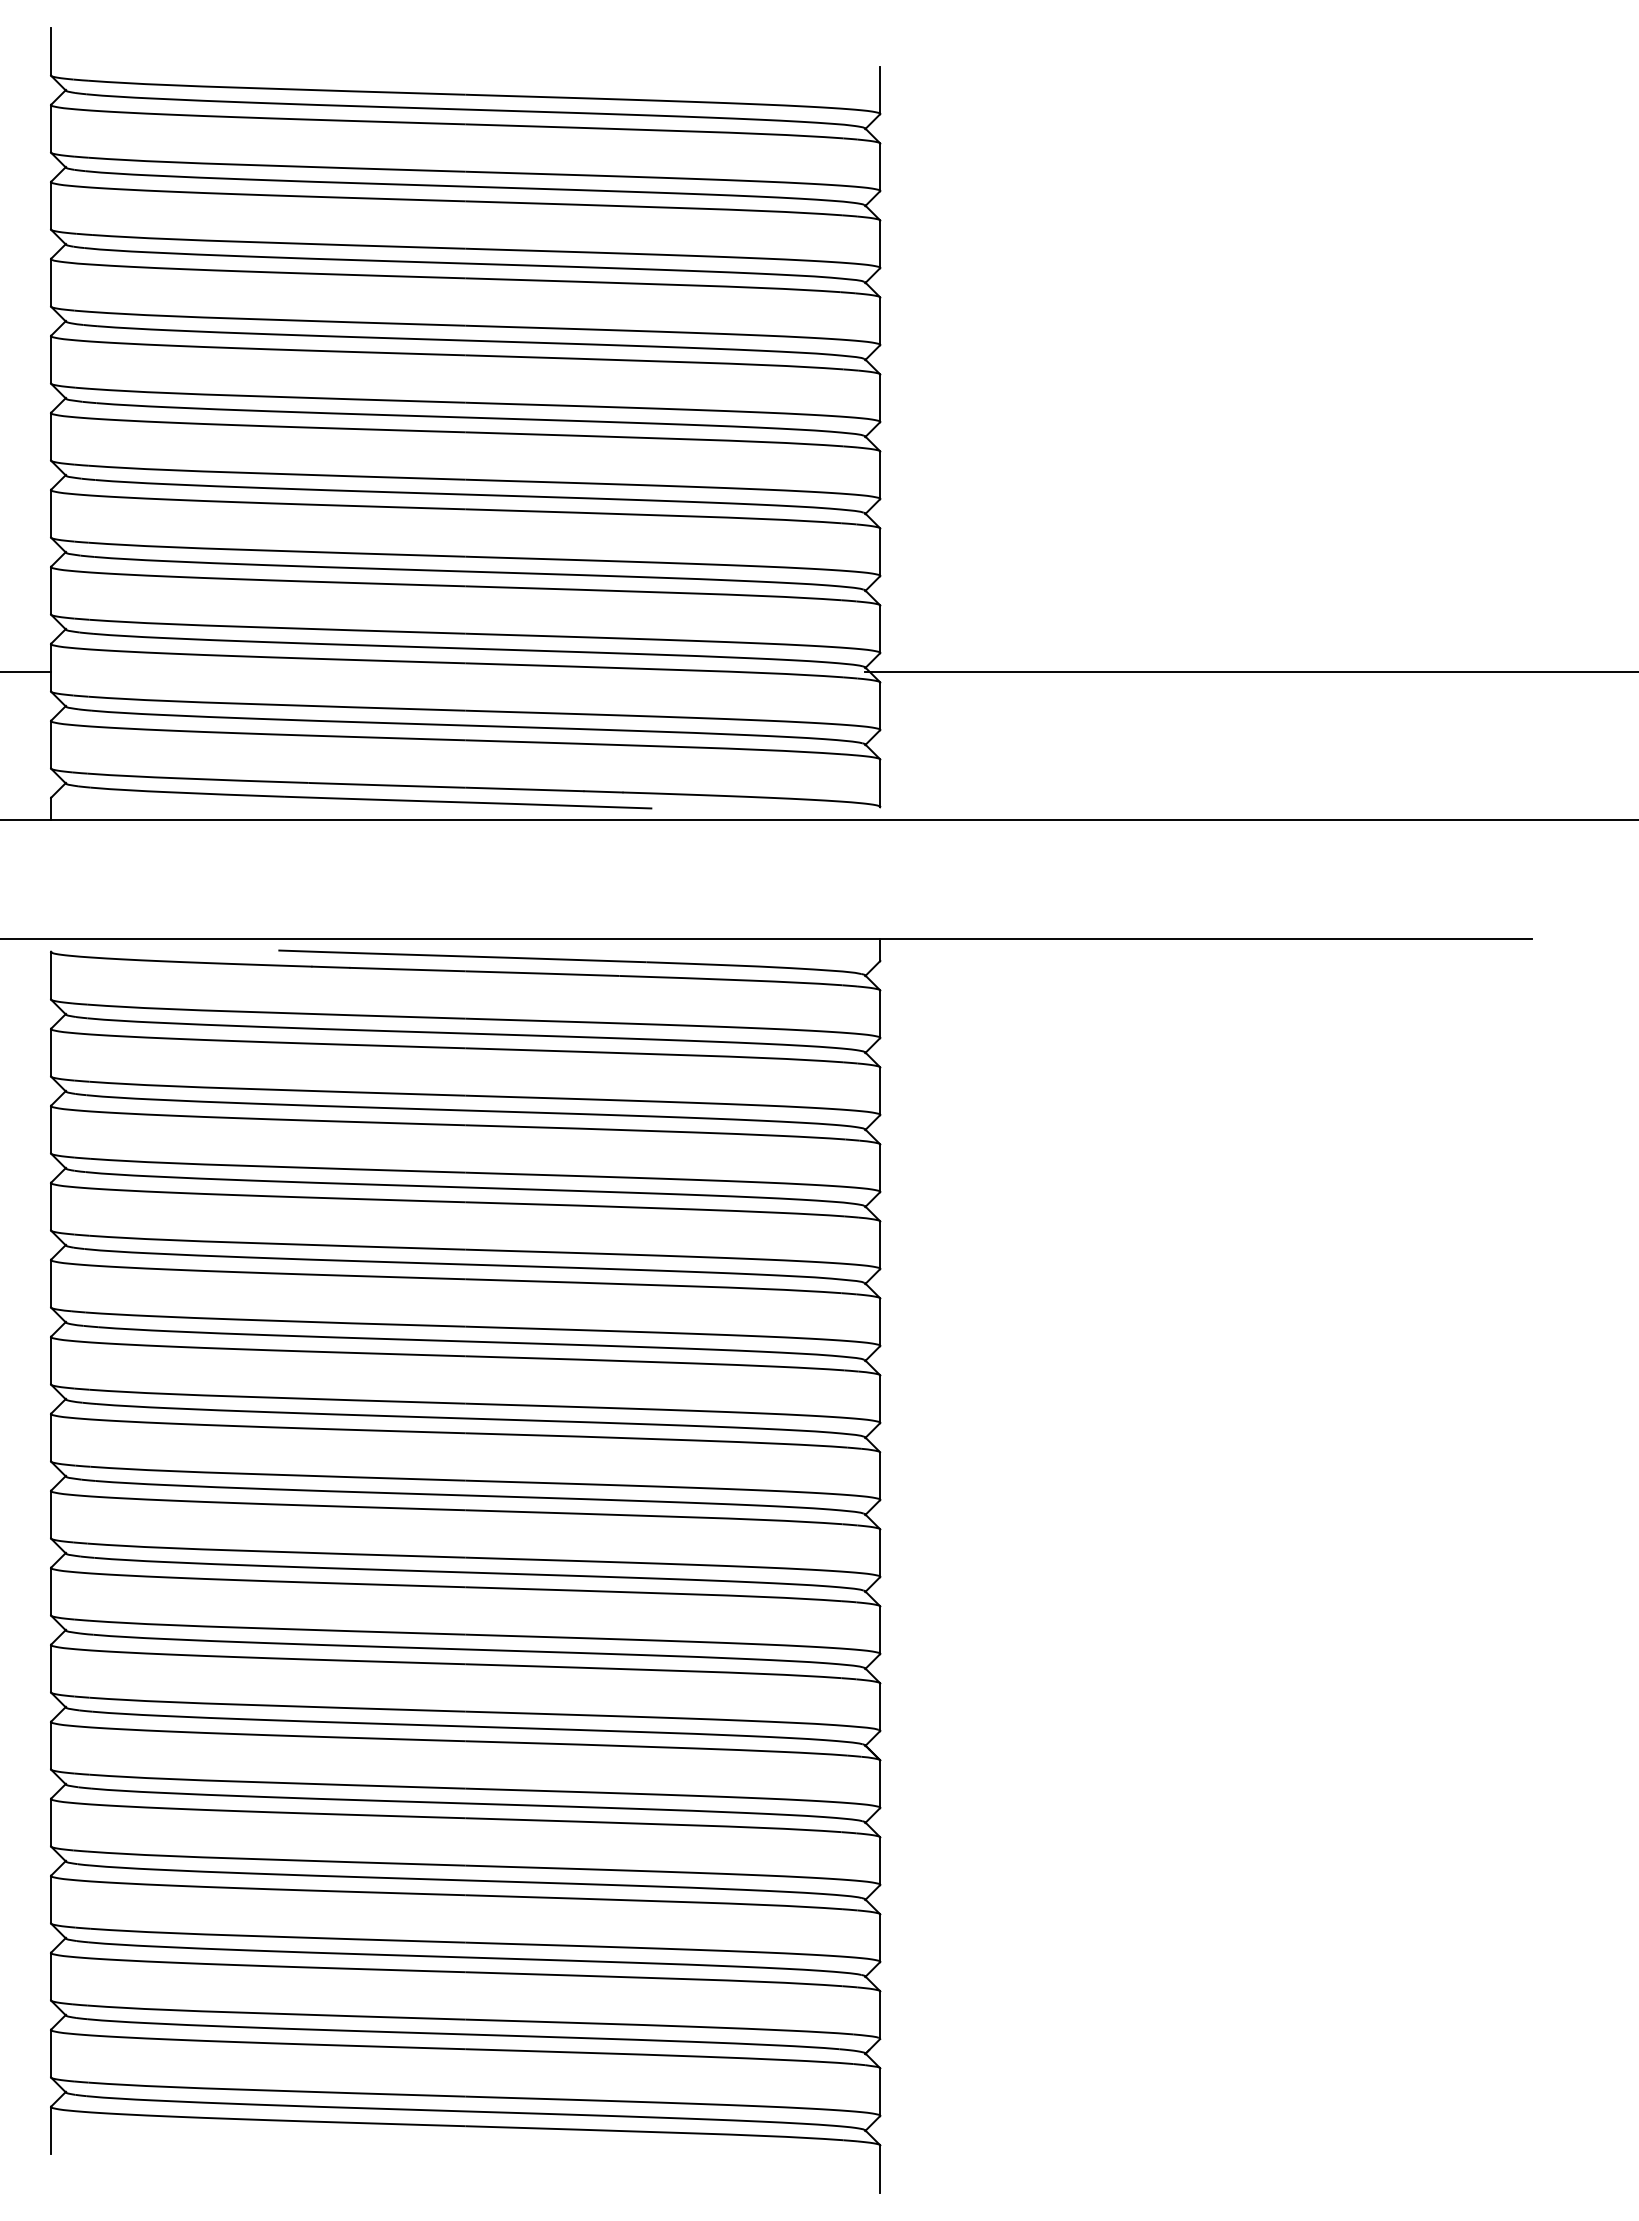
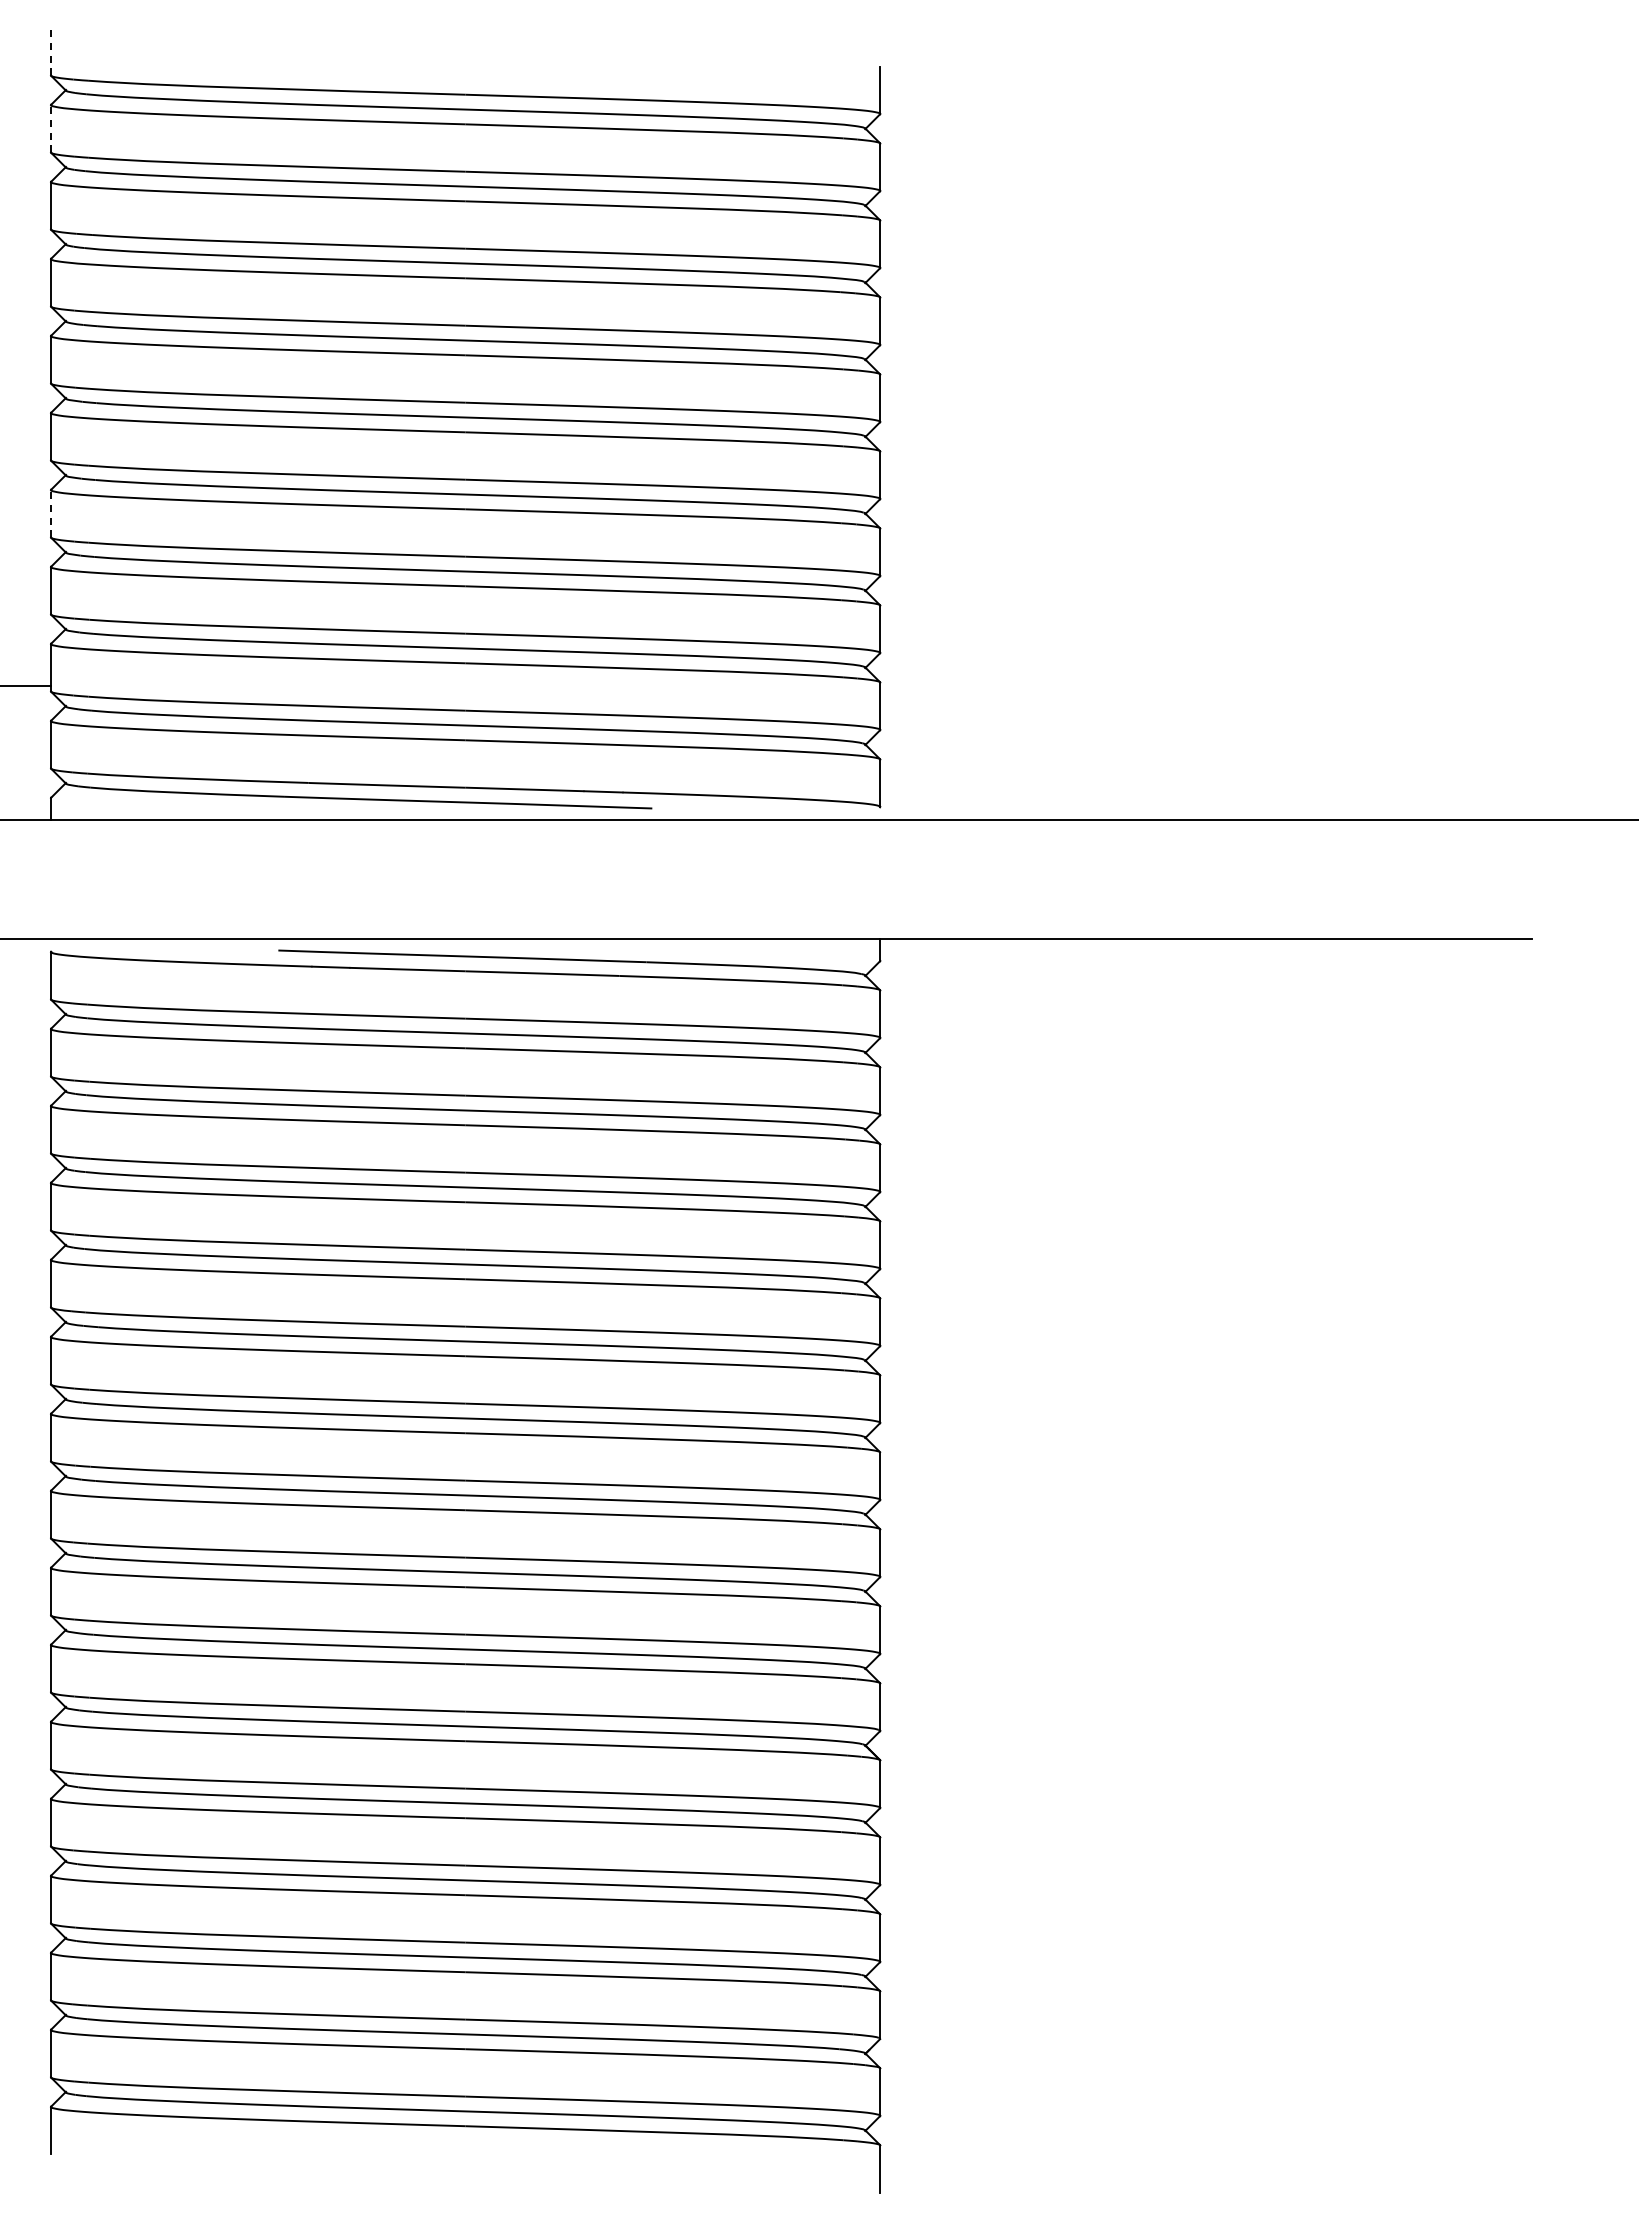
line: solid -> dashed (51, 51)
line: solid -> dashed (51, 128)
line: solid -> dashed (51, 513)
line position: (26, 671) -> (26, 685) (26, 685)
line: present -> none (1250, 671)
